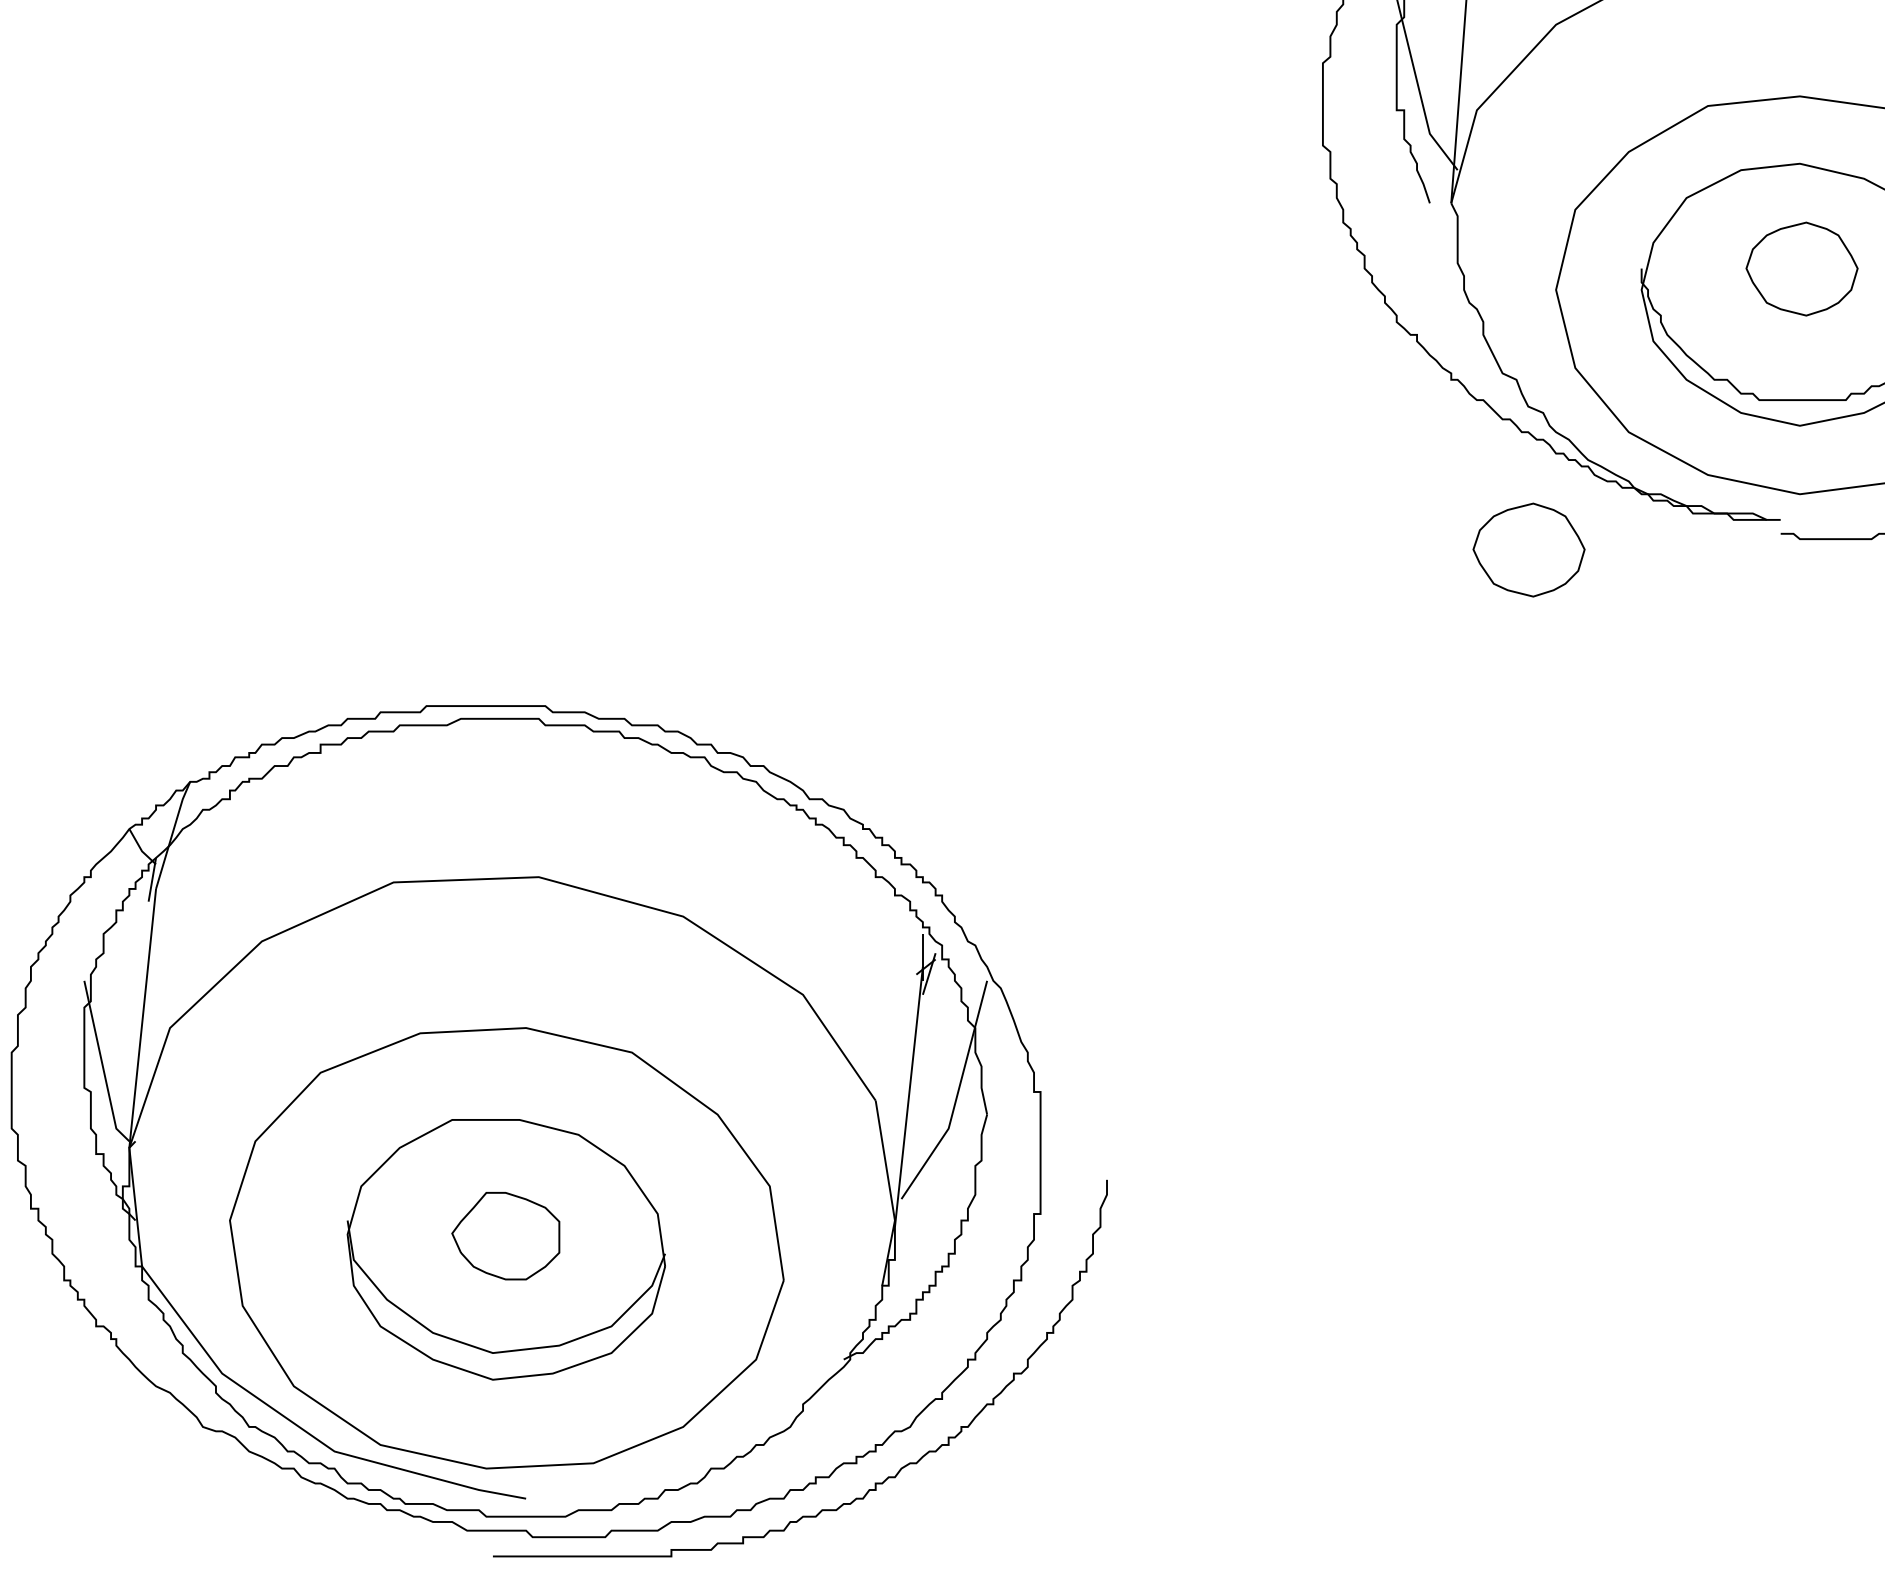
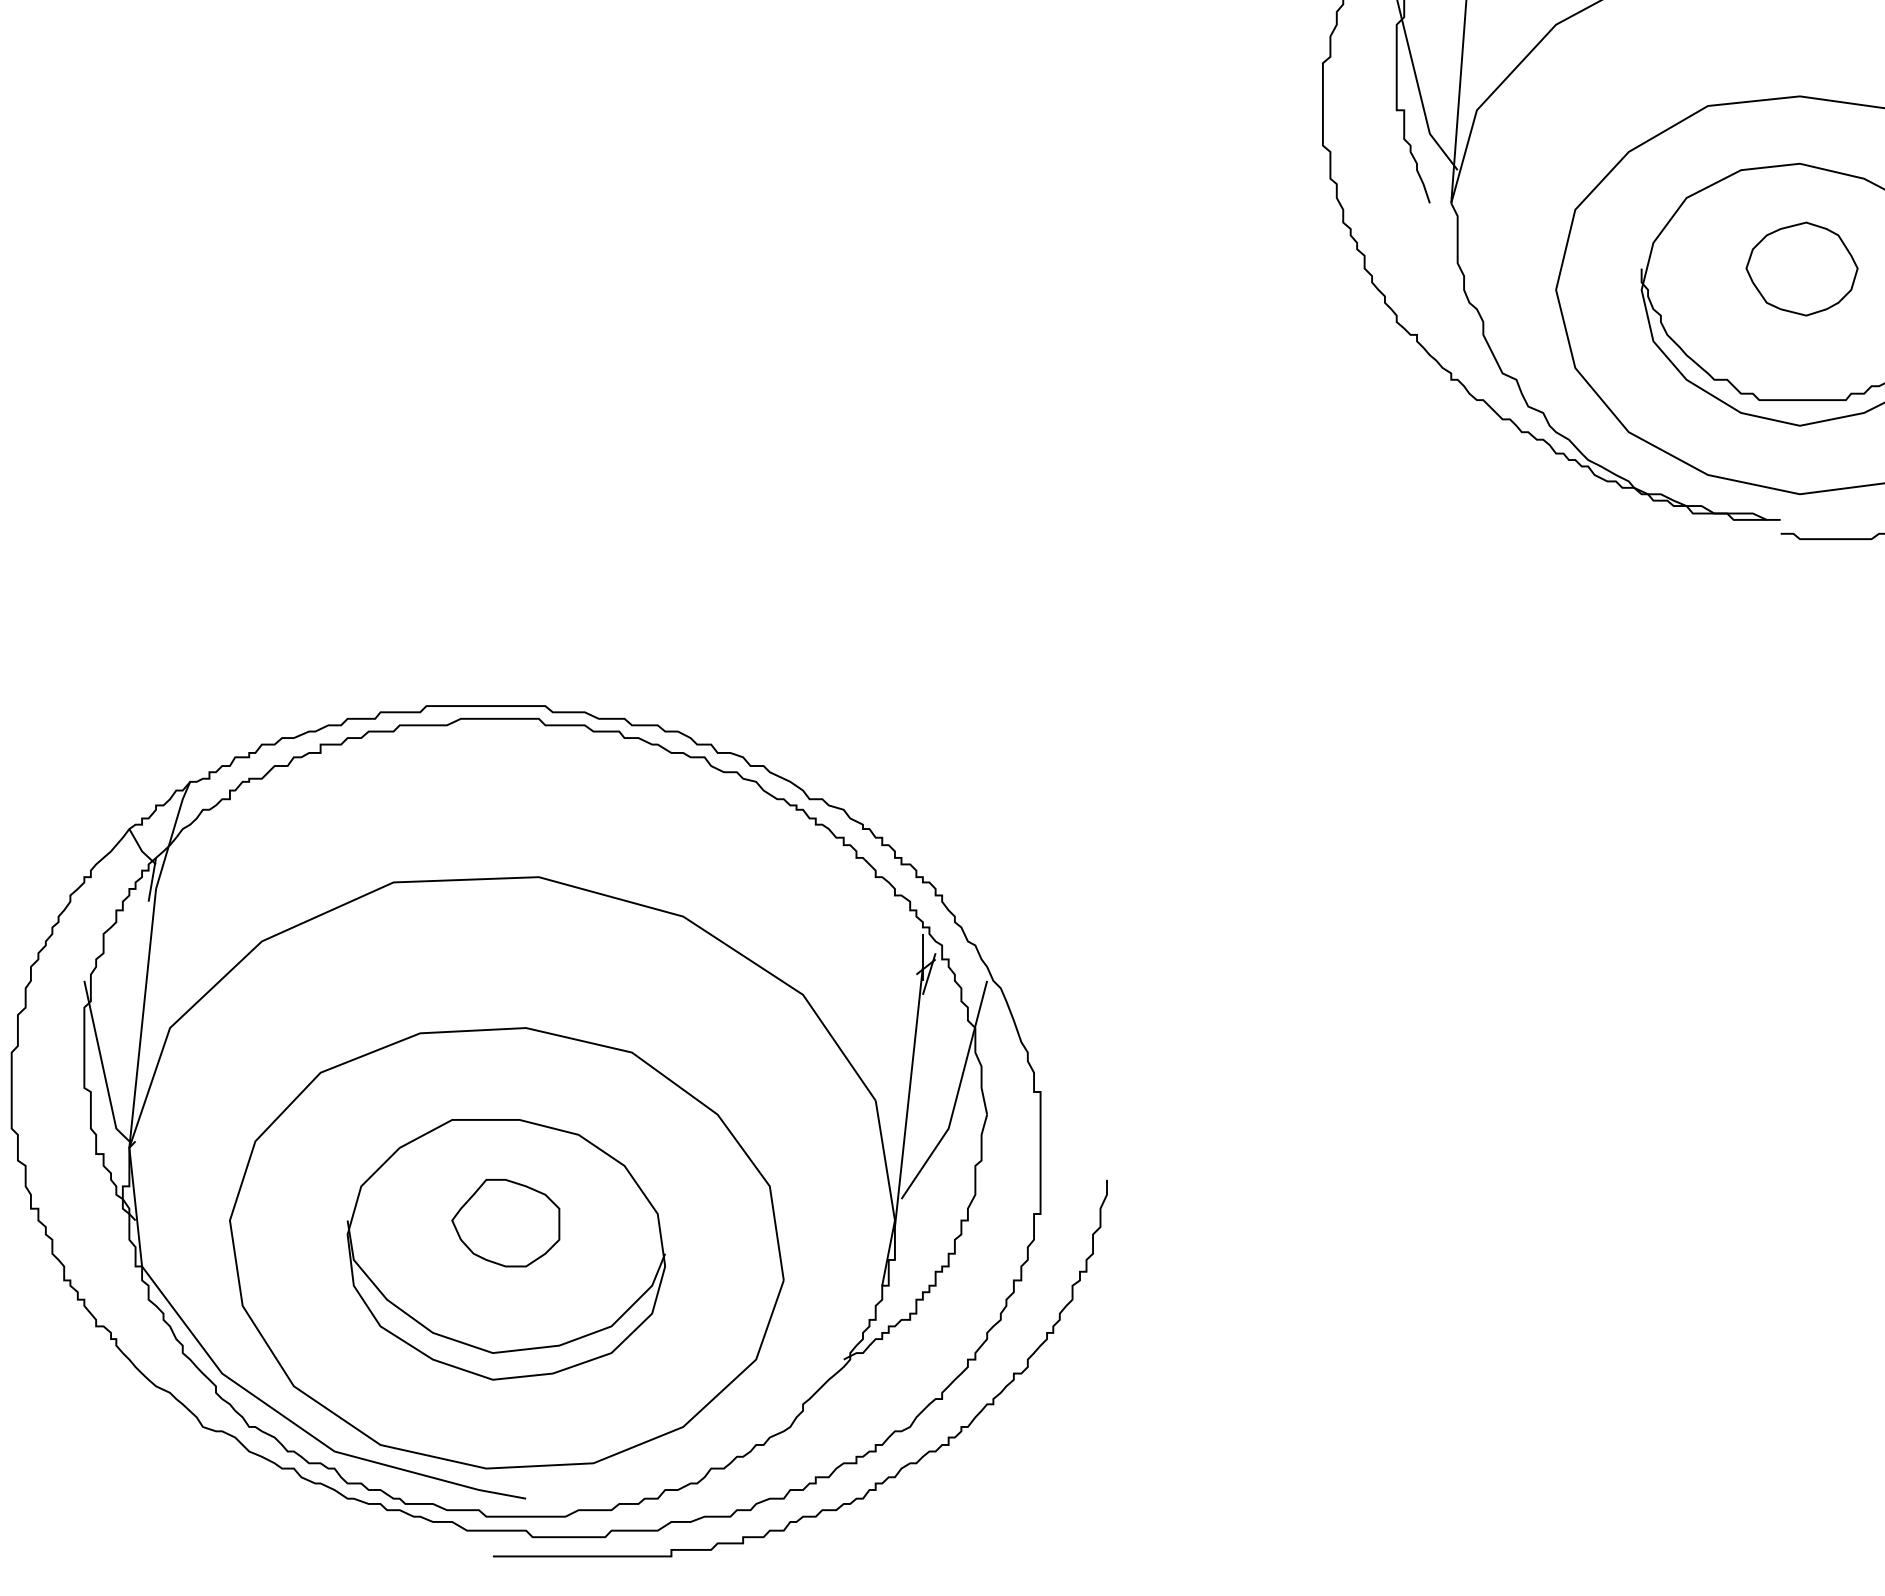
part: present -> none (1528, 549)
part position: (505, 1236) -> (505, 1223) (505, 1223)
